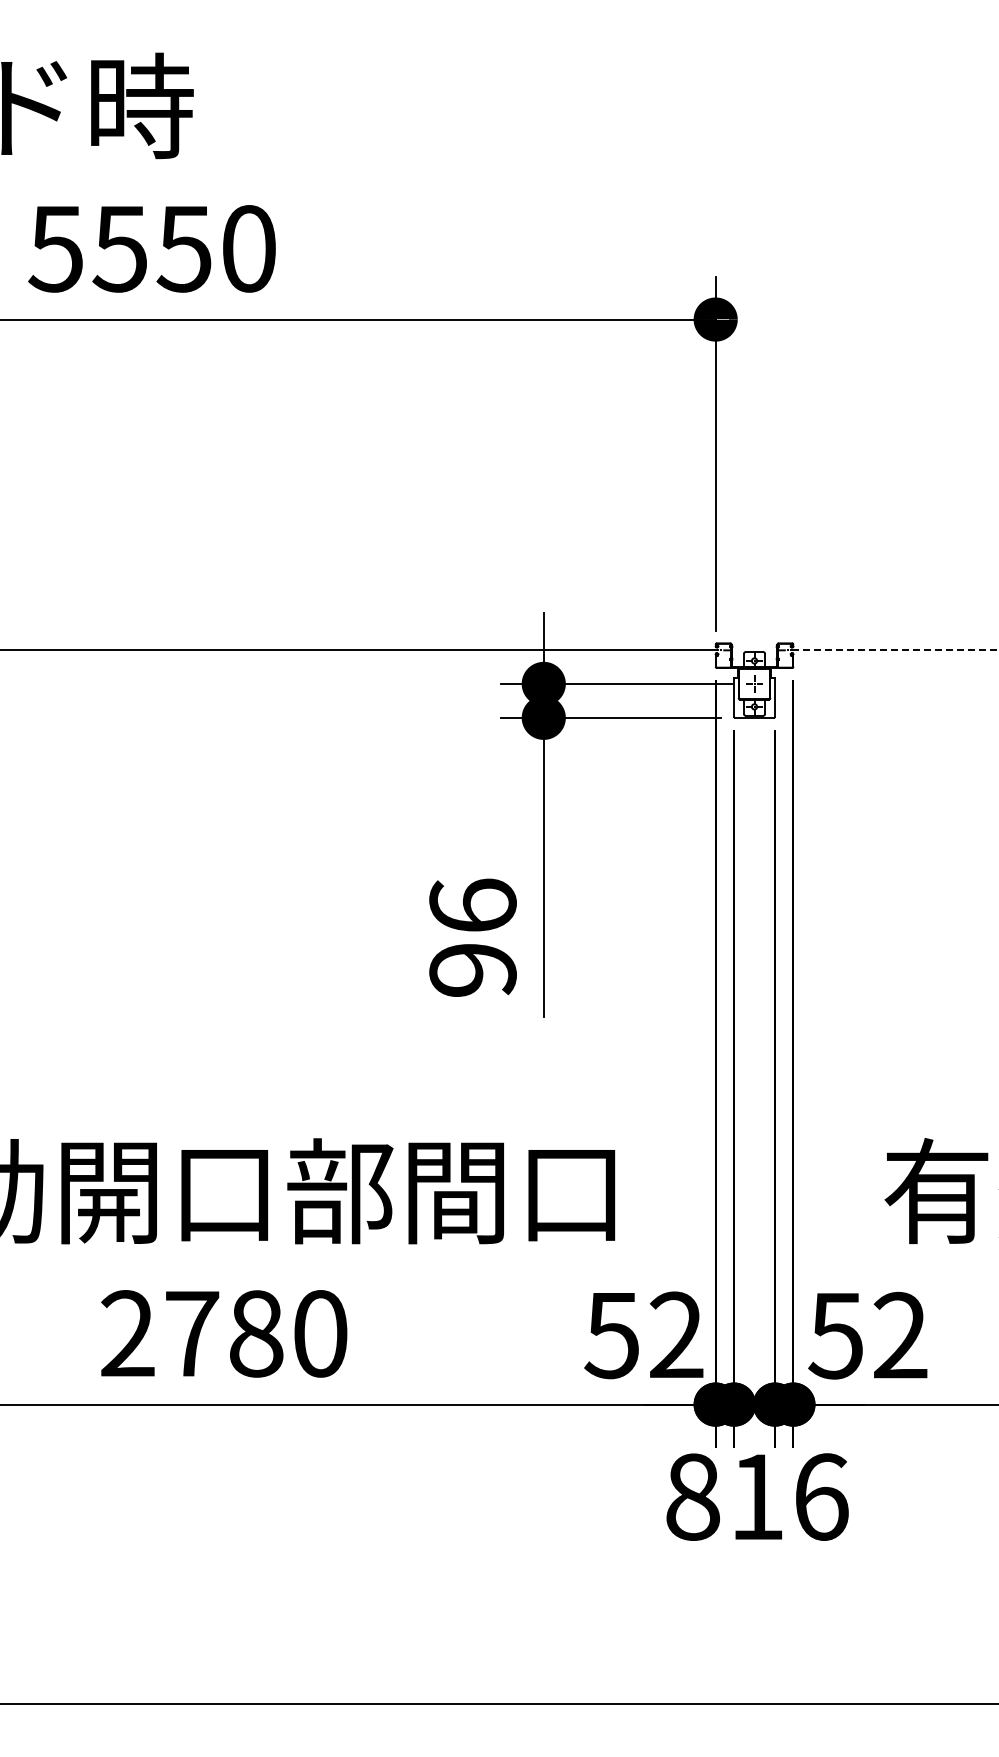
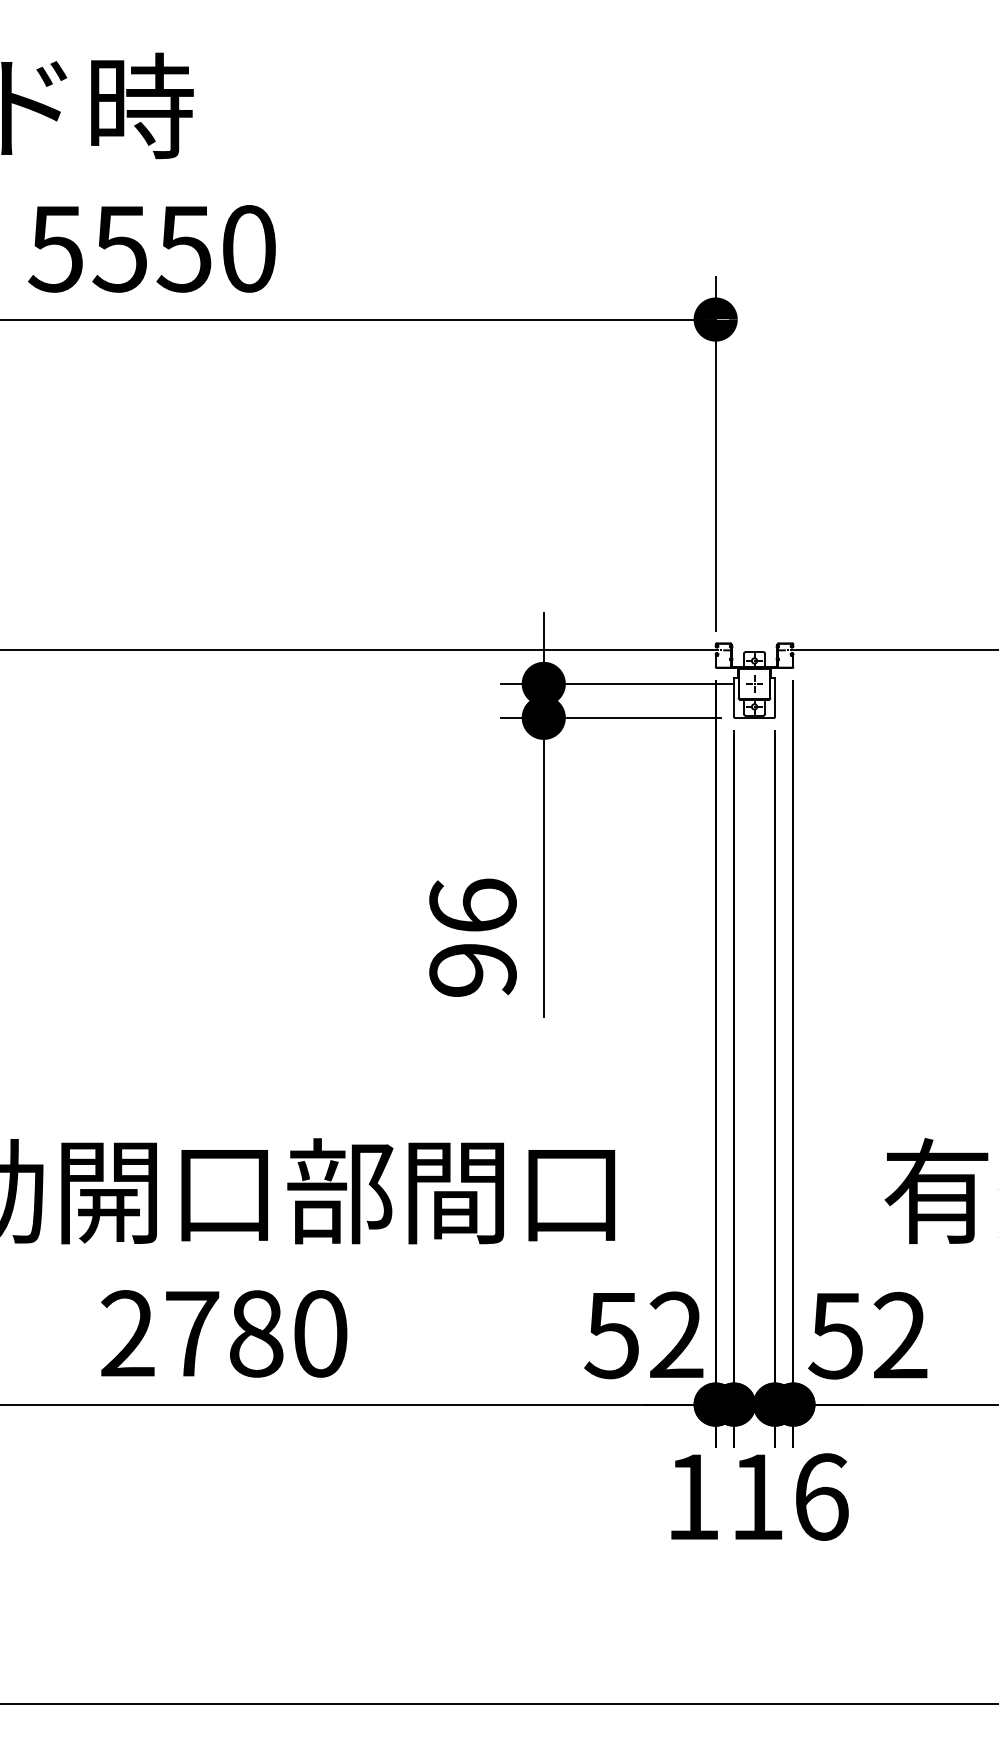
line: dashed -> solid (895, 650)
text: 816 -> 116 (692, 1496)
